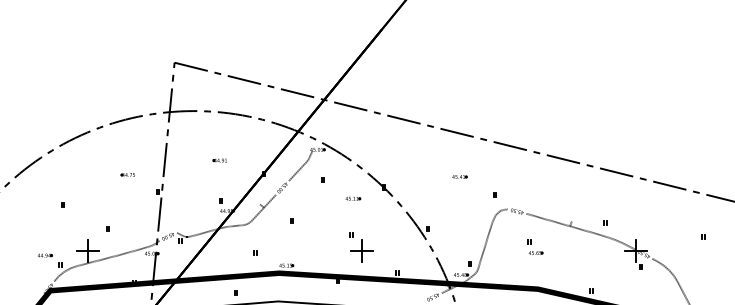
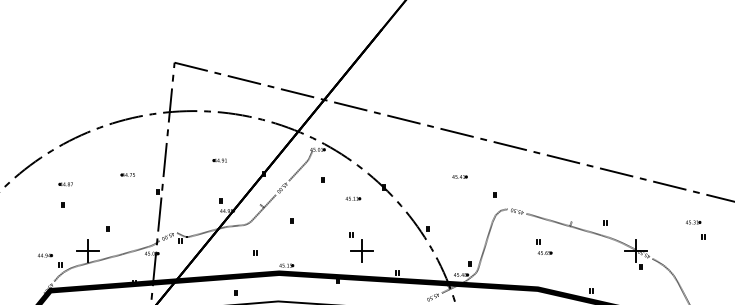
part: none -> present (65, 184)
part: none -> present (693, 222)
part position: (535, 246) -> (544, 246) (544, 246)
